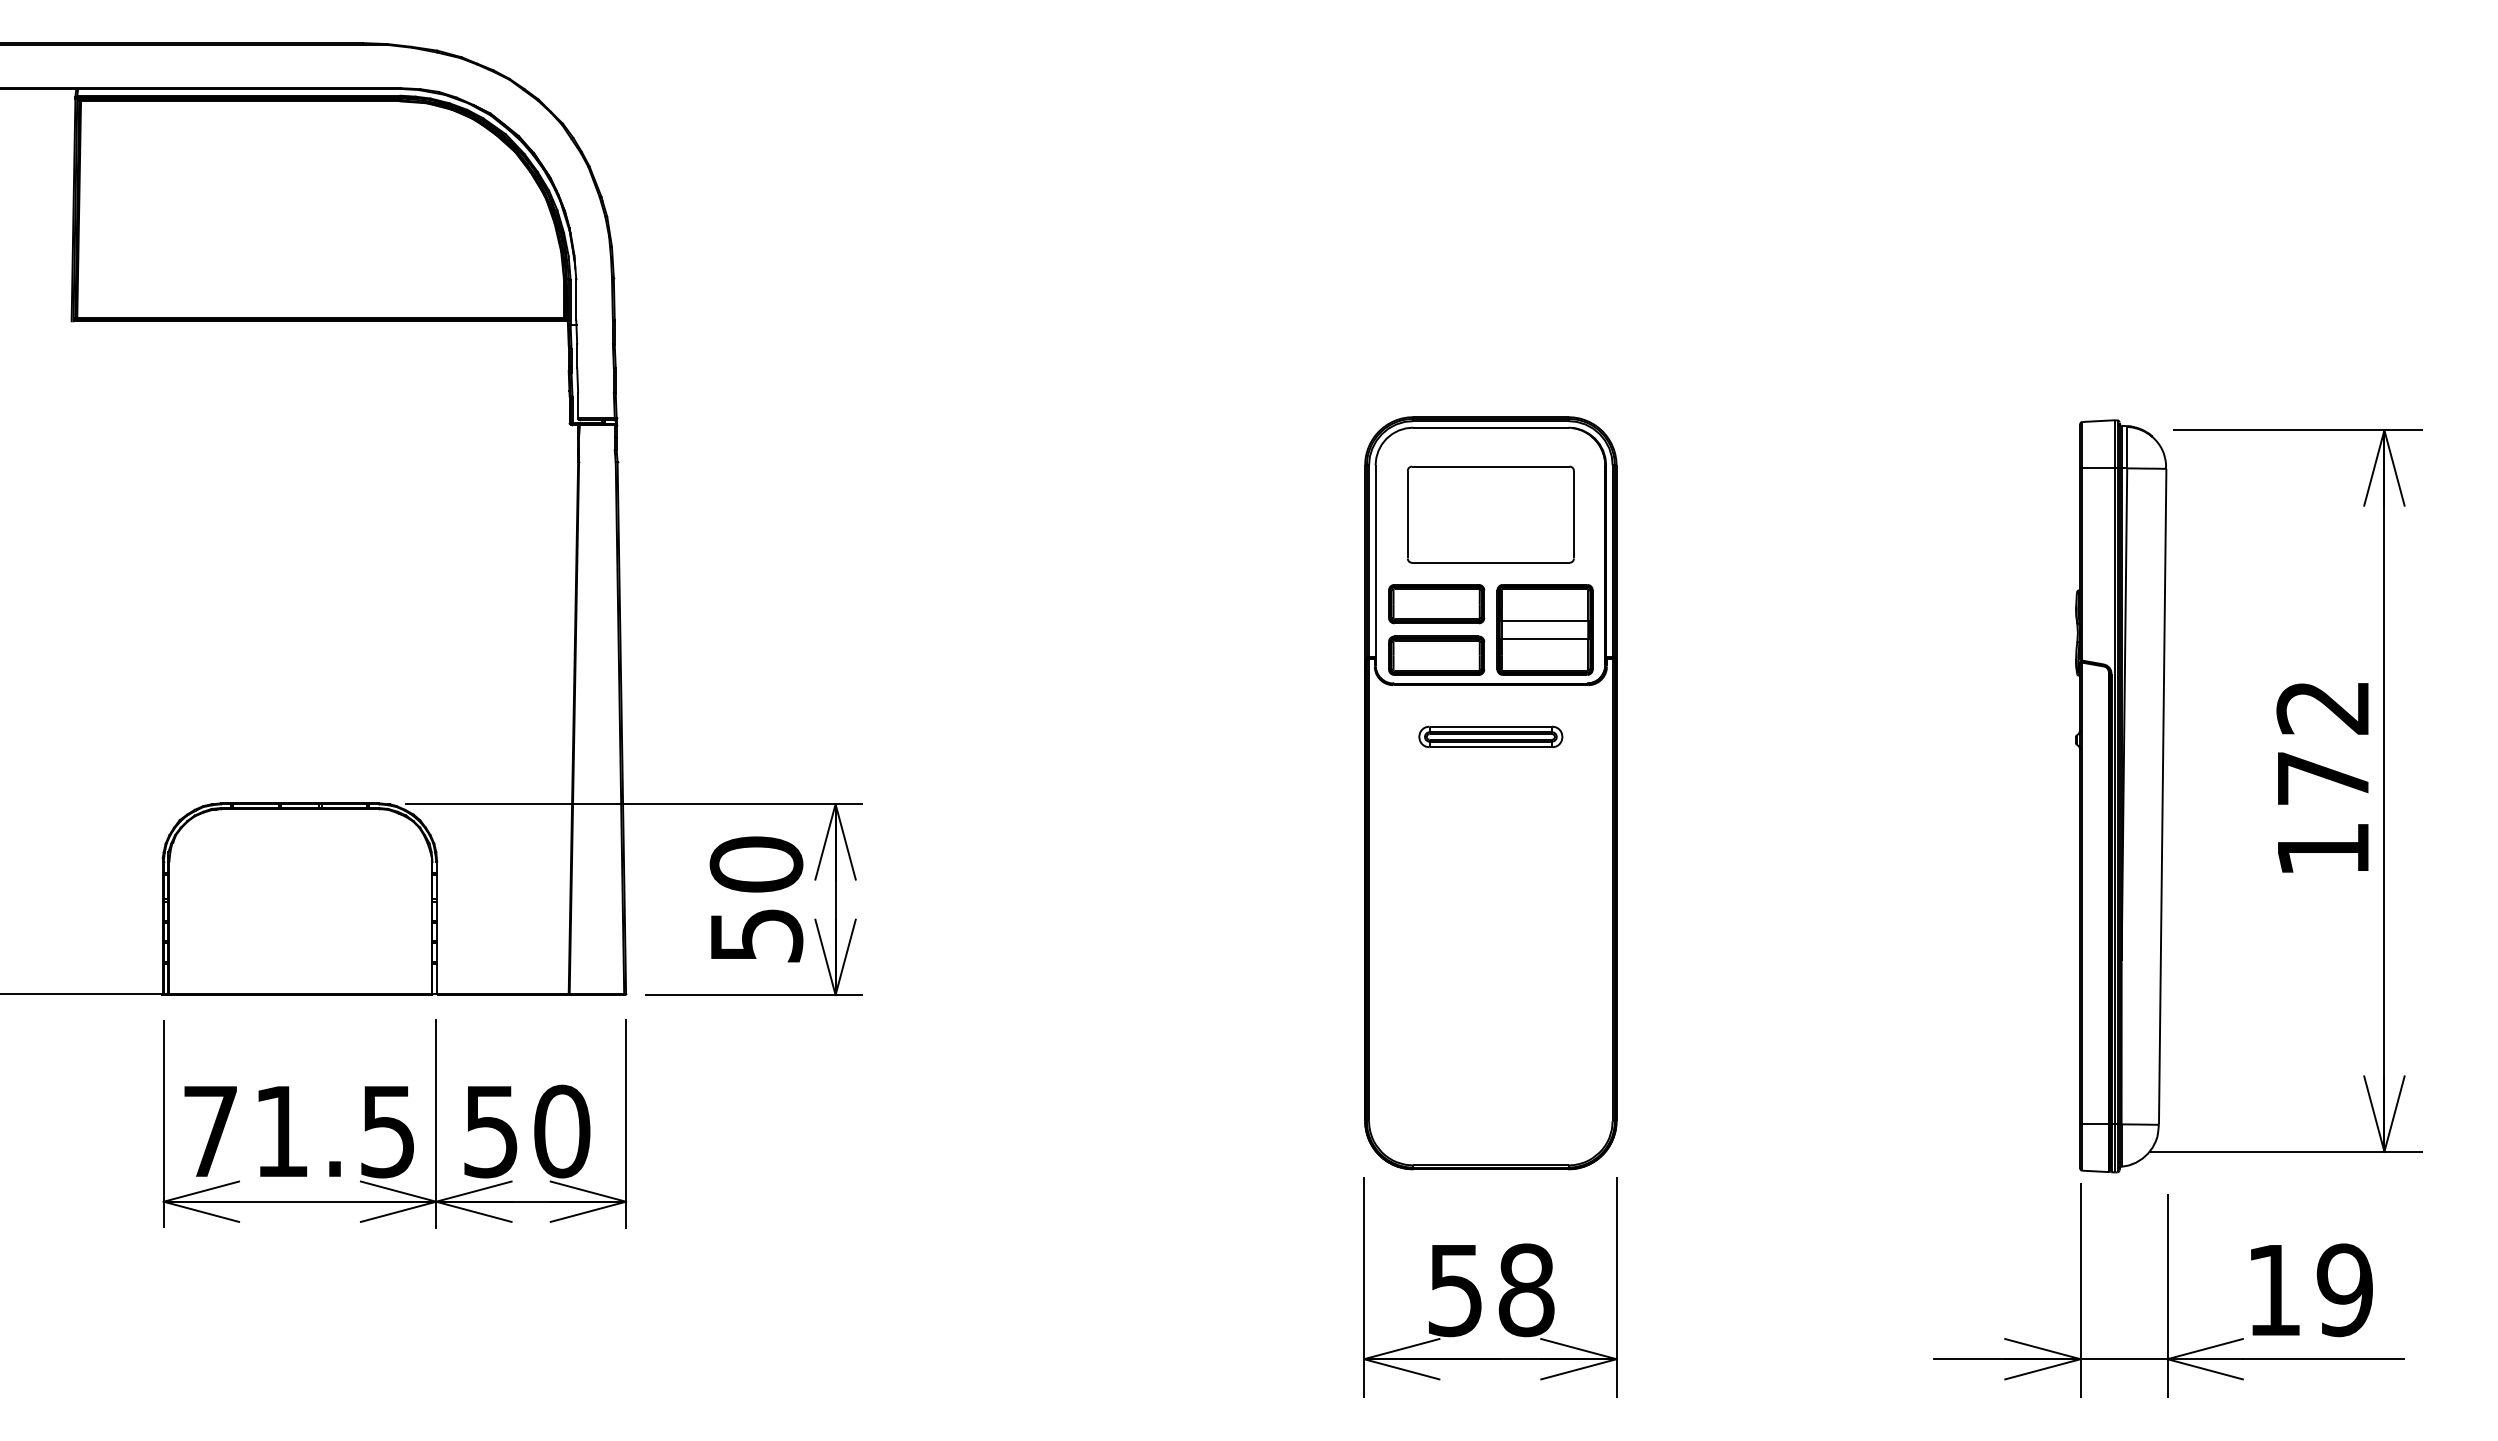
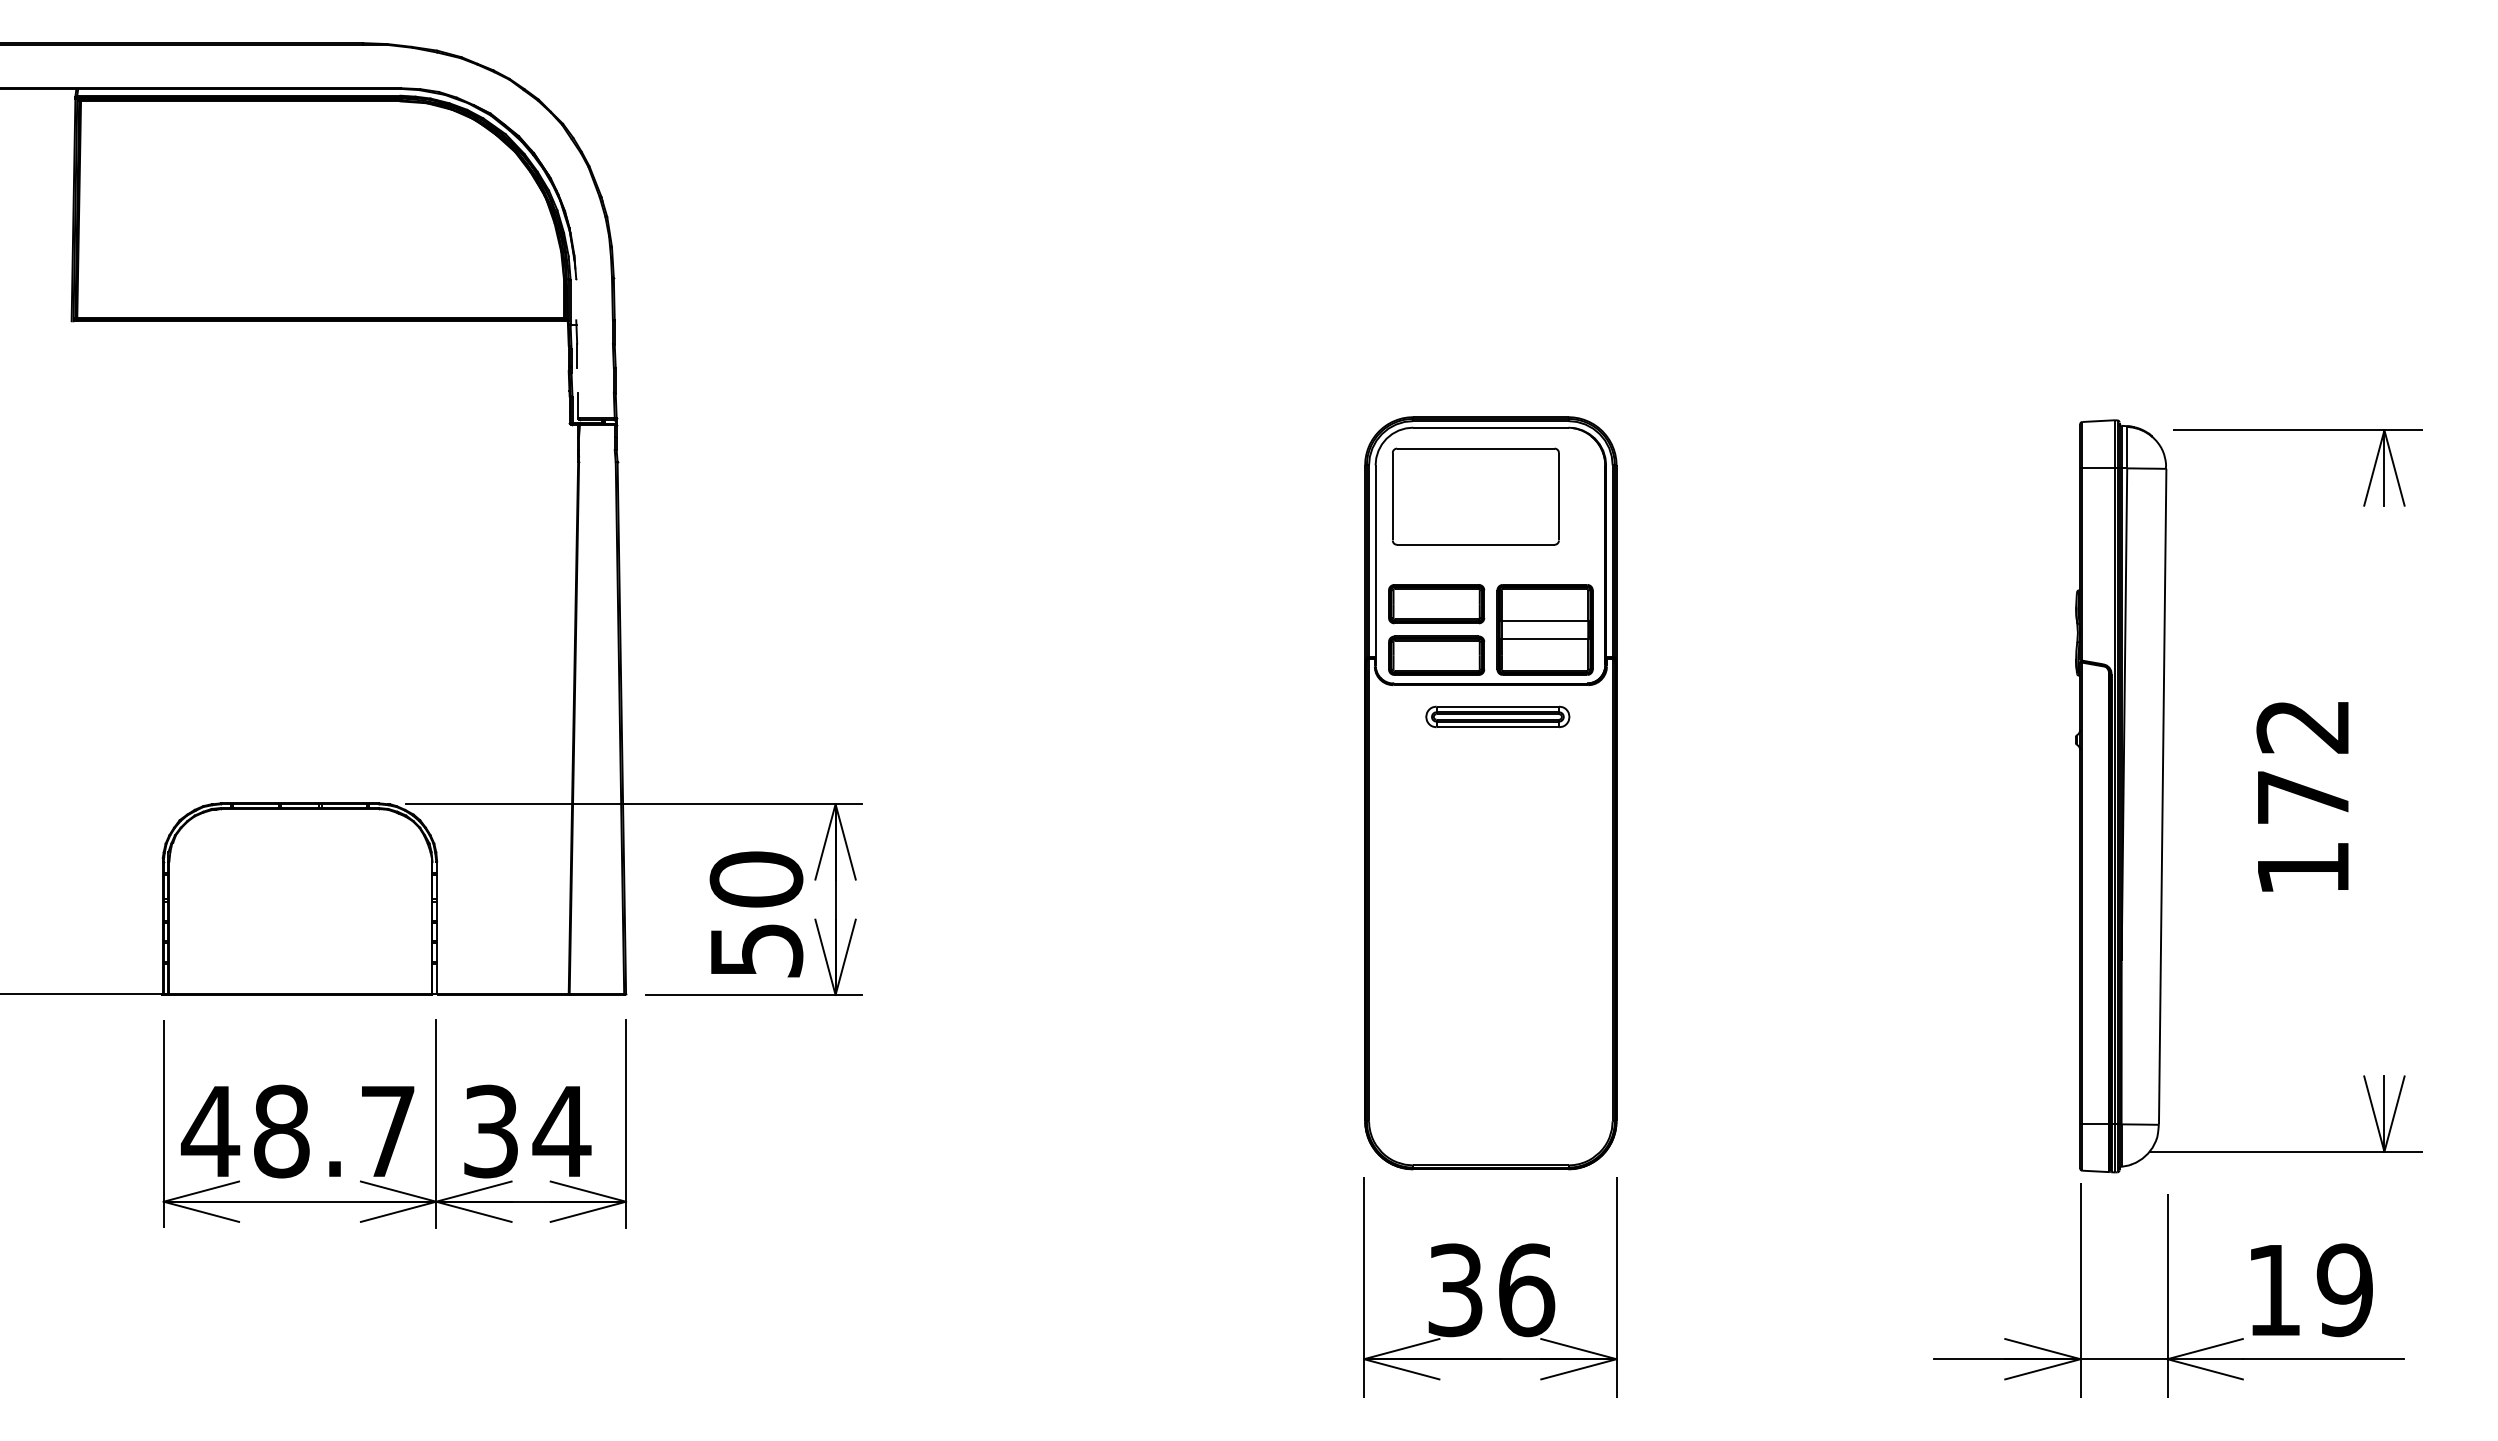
line: present -> none (576, 299)
line: present -> none (577, 380)
part position: (1490, 514) -> (1475, 496) (1475, 496)
part position: (1490, 736) -> (1497, 716) (1497, 716)
text position: (2322, 777) -> (2302, 796) (2302, 796)
line: present -> none (2384, 790)
text position: (756, 899) -> (756, 914) (756, 914)
text: 71.5 -> 48.7 (297, 1131)
text: 50 -> 34 (527, 1131)
text: 58 -> 36 (1491, 1290)
